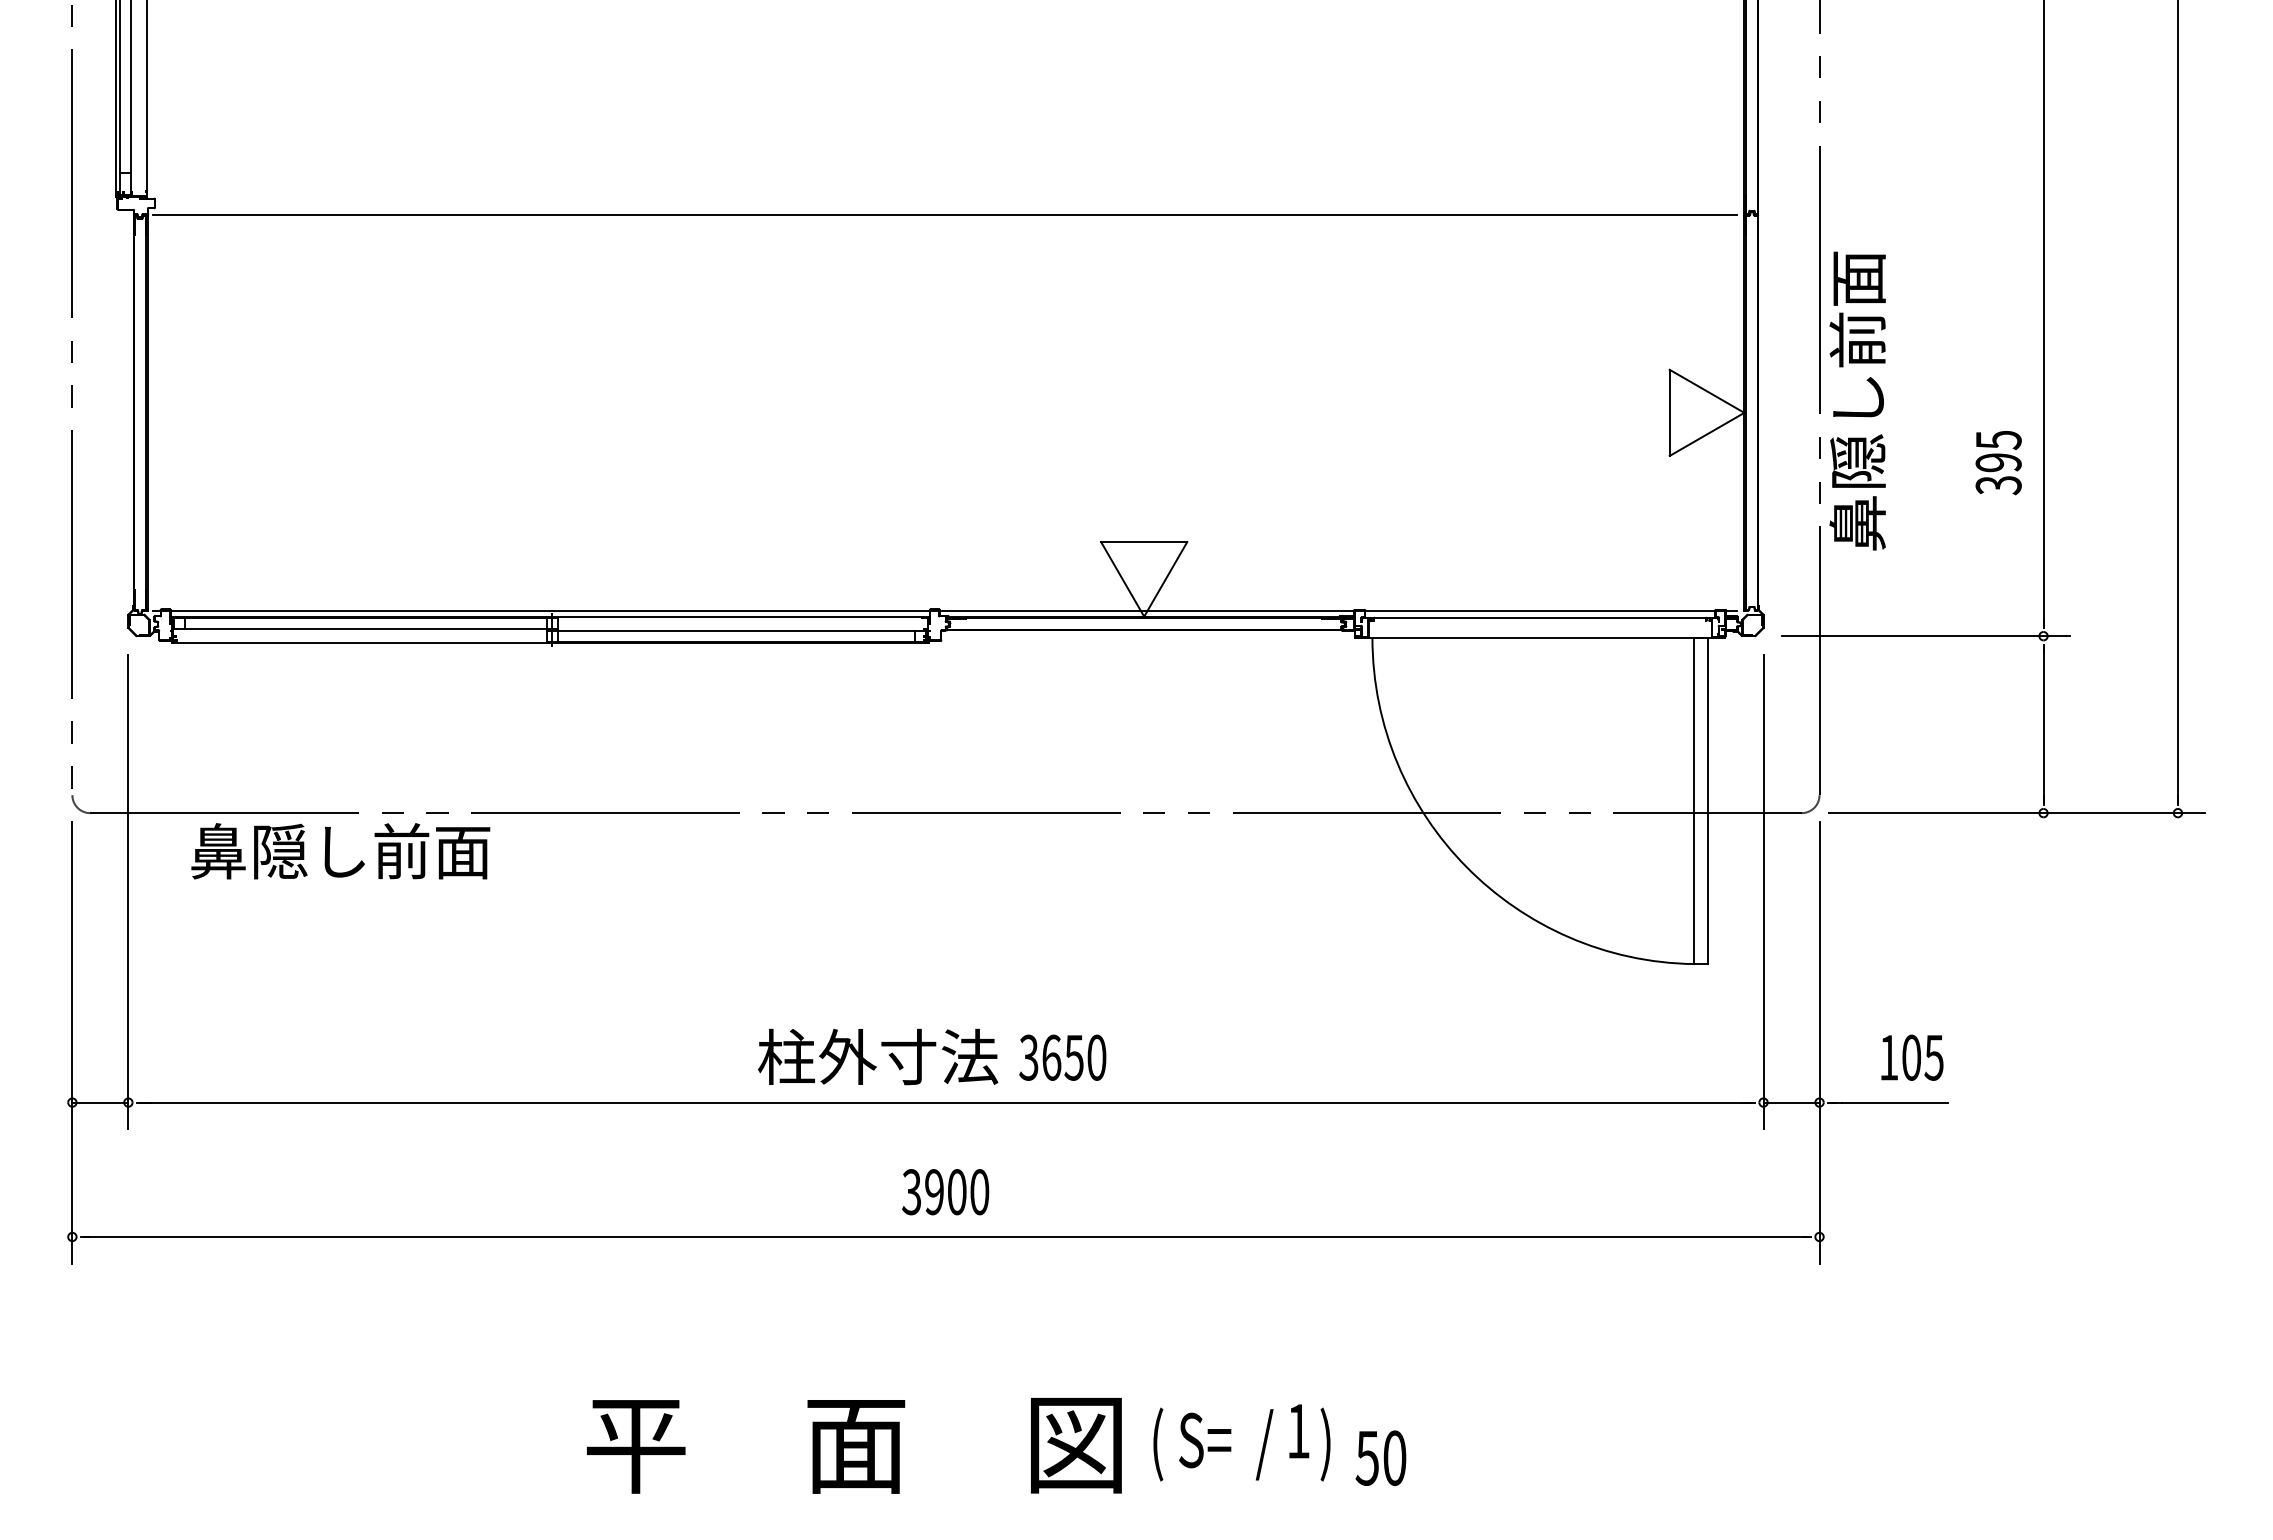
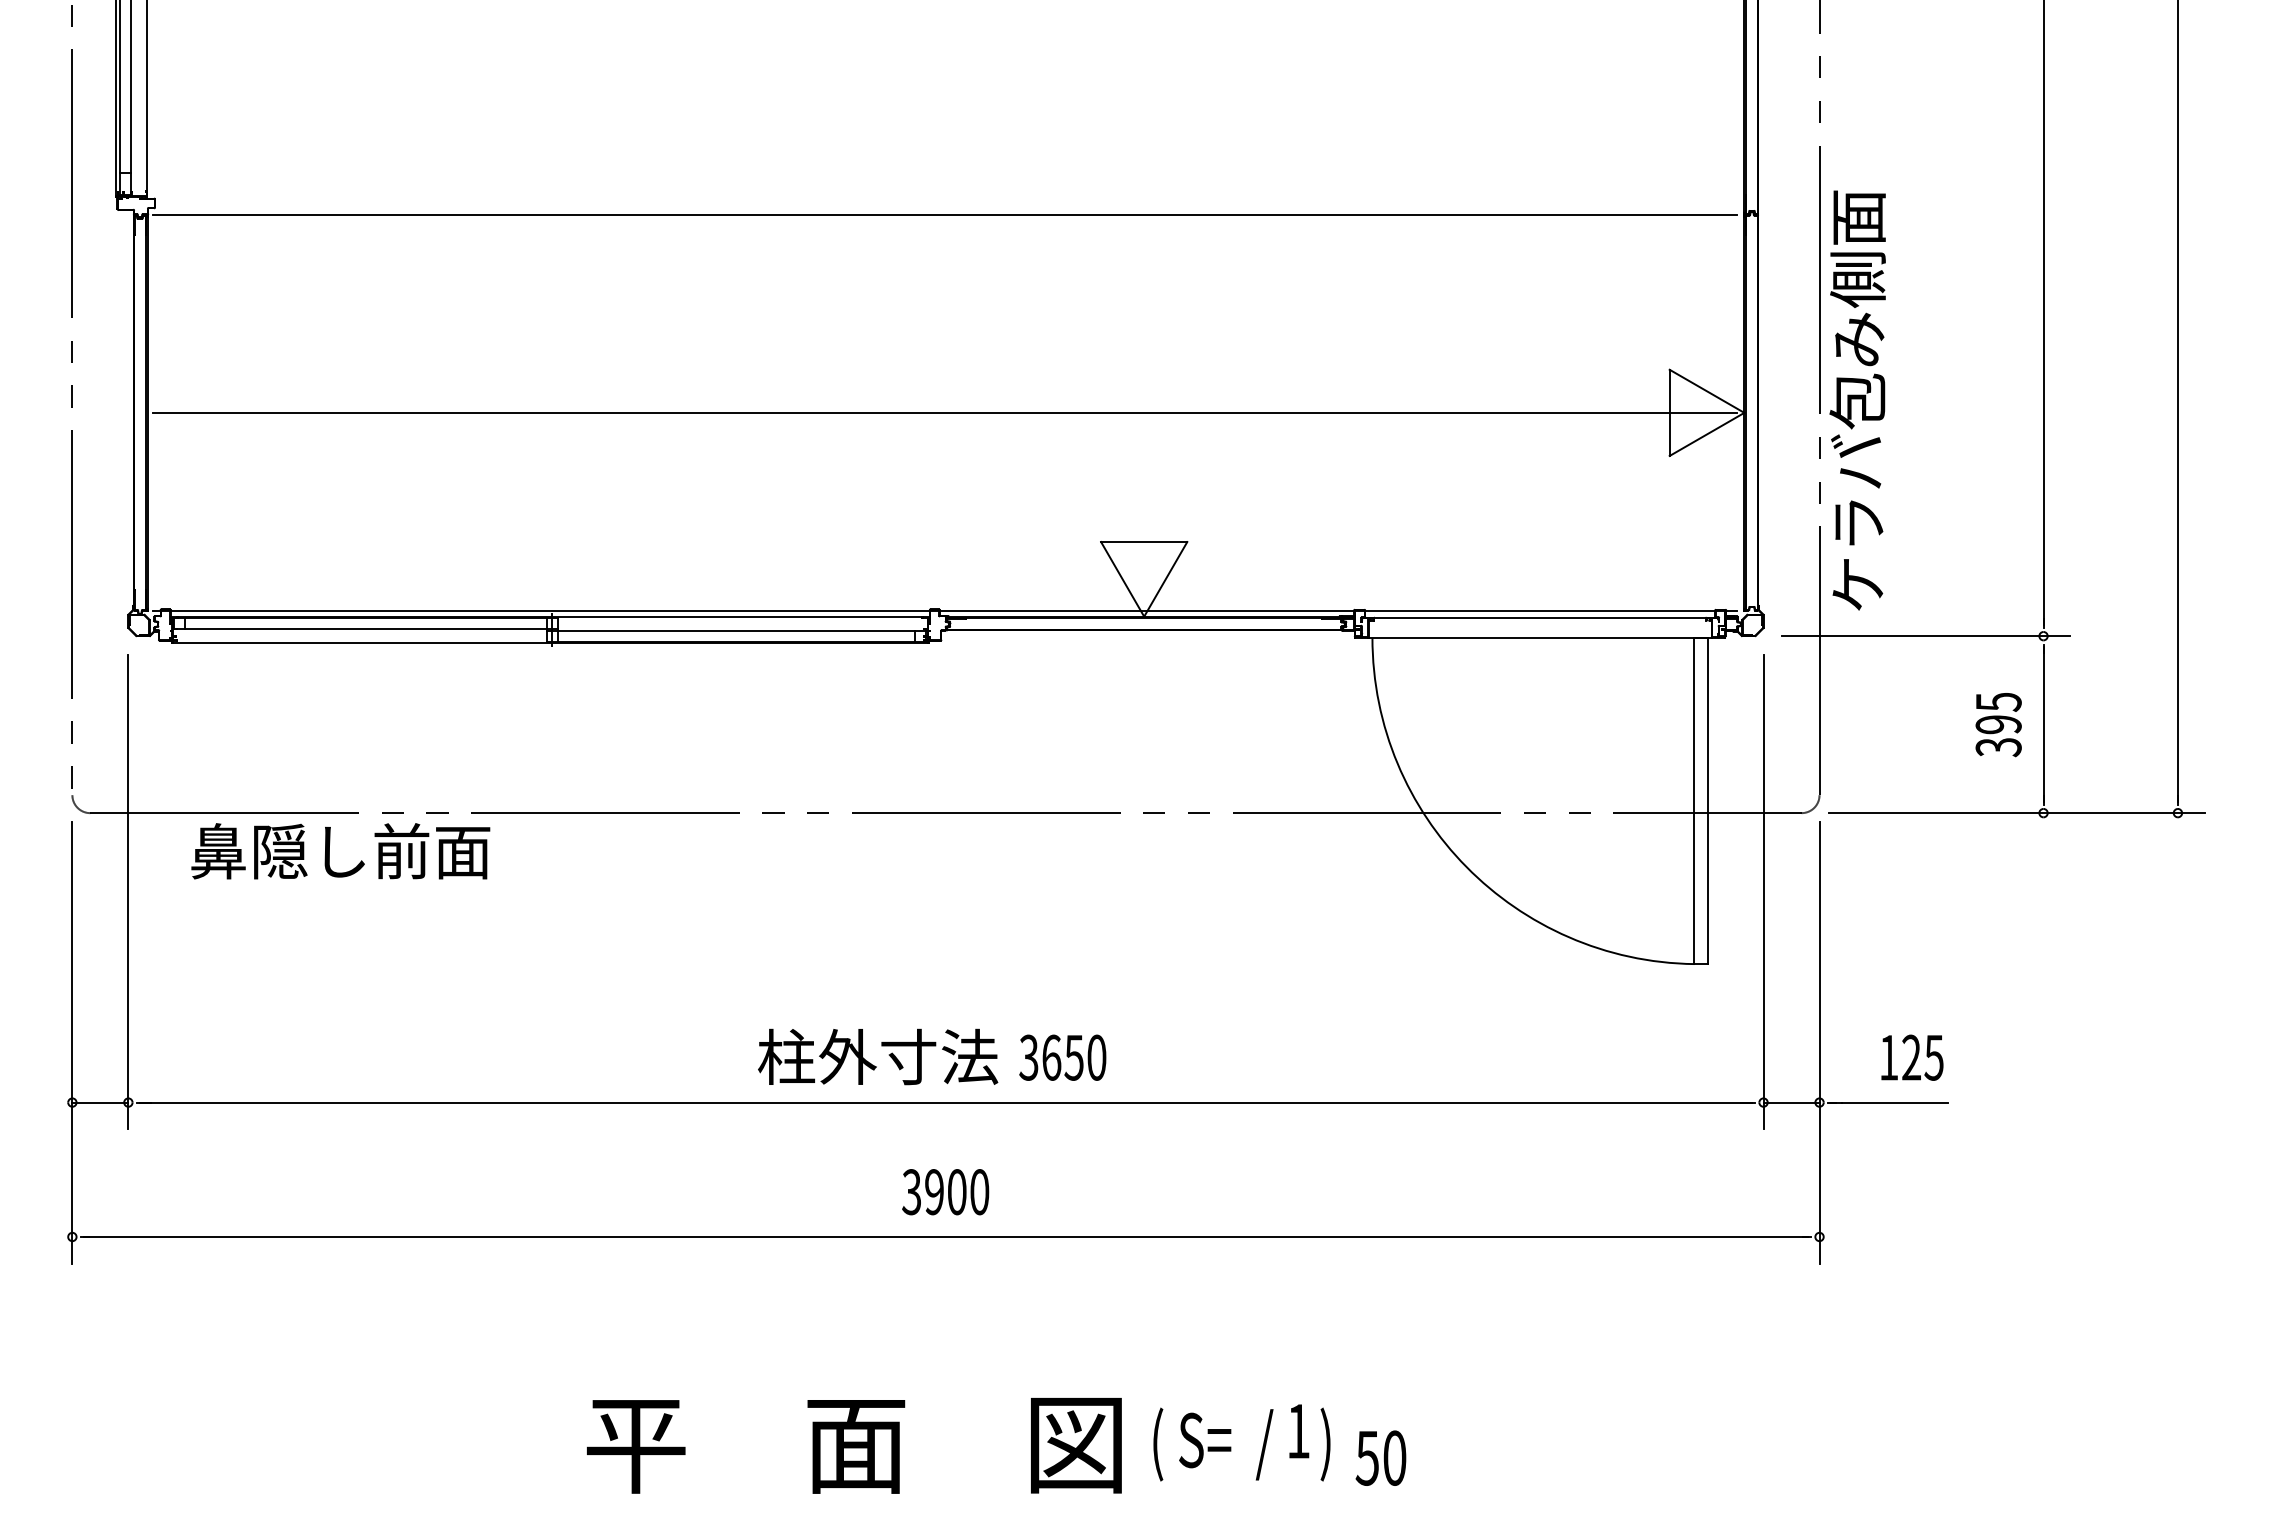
text: 鼻隠し前面 -> ケラバ包み側面 (1857, 400)
line: none -> present (944, 412)
text position: (1998, 463) -> (1998, 725) (1998, 725)
text: 105 -> 125 (1911, 1057)
